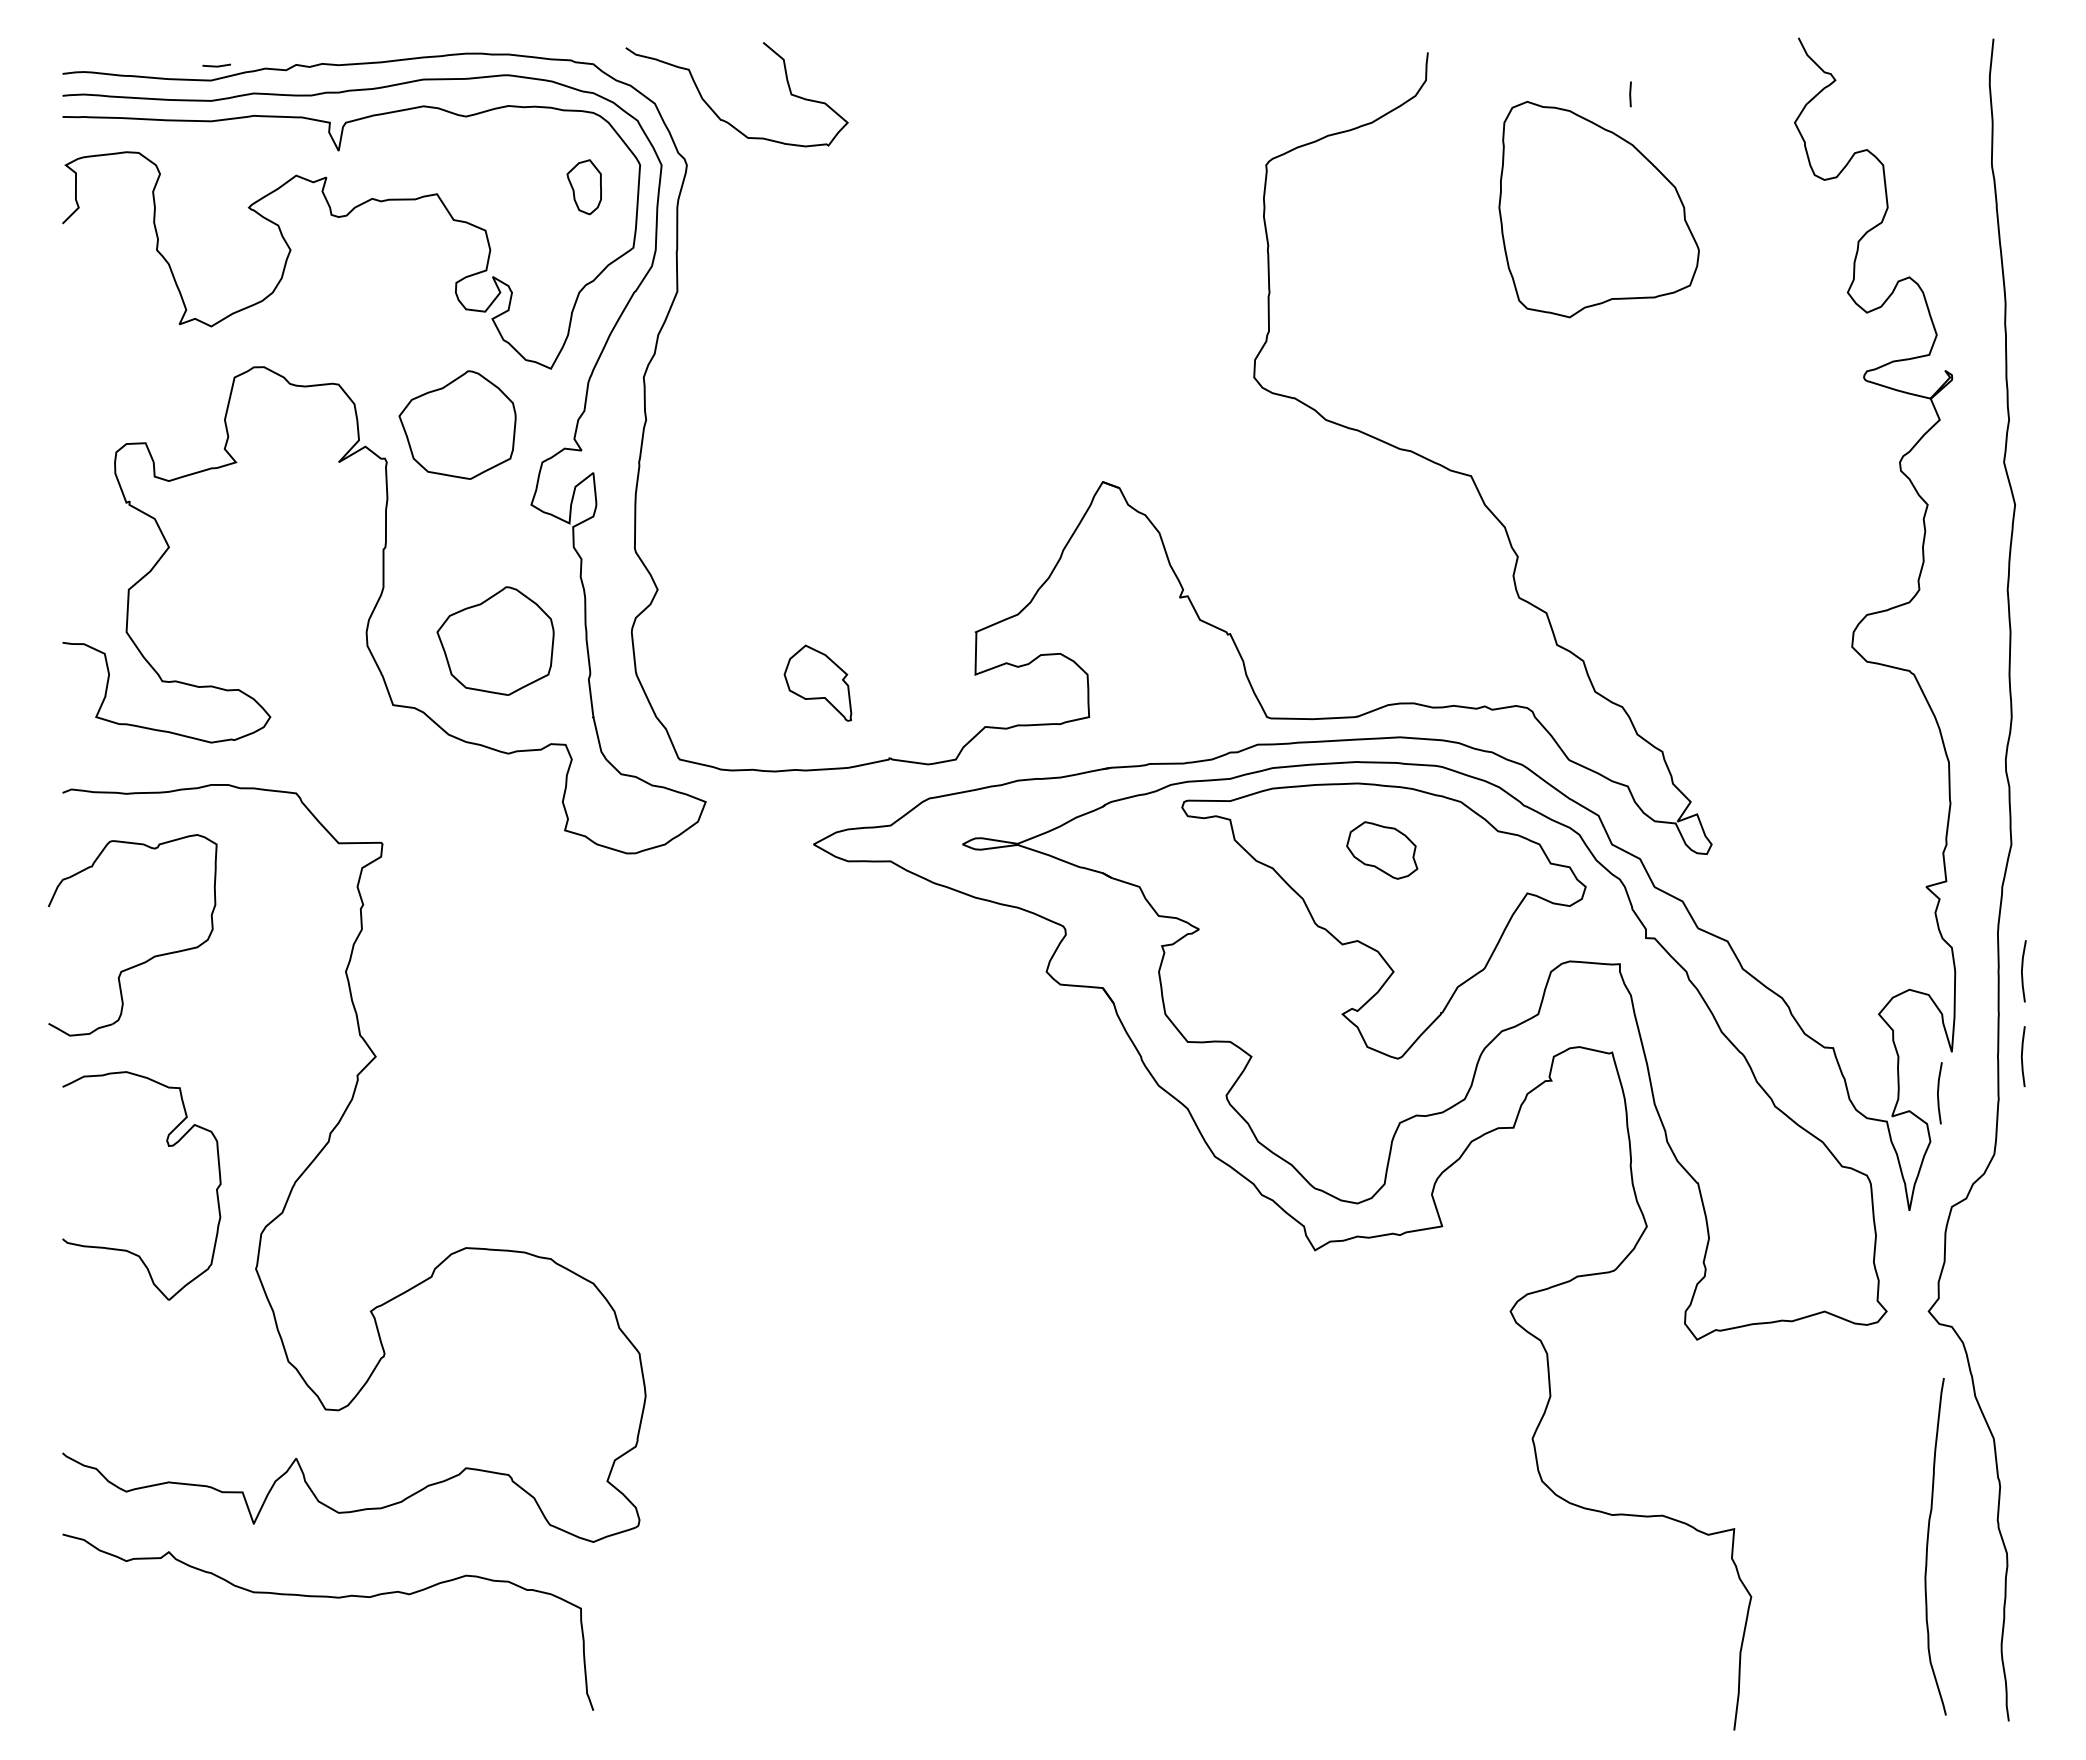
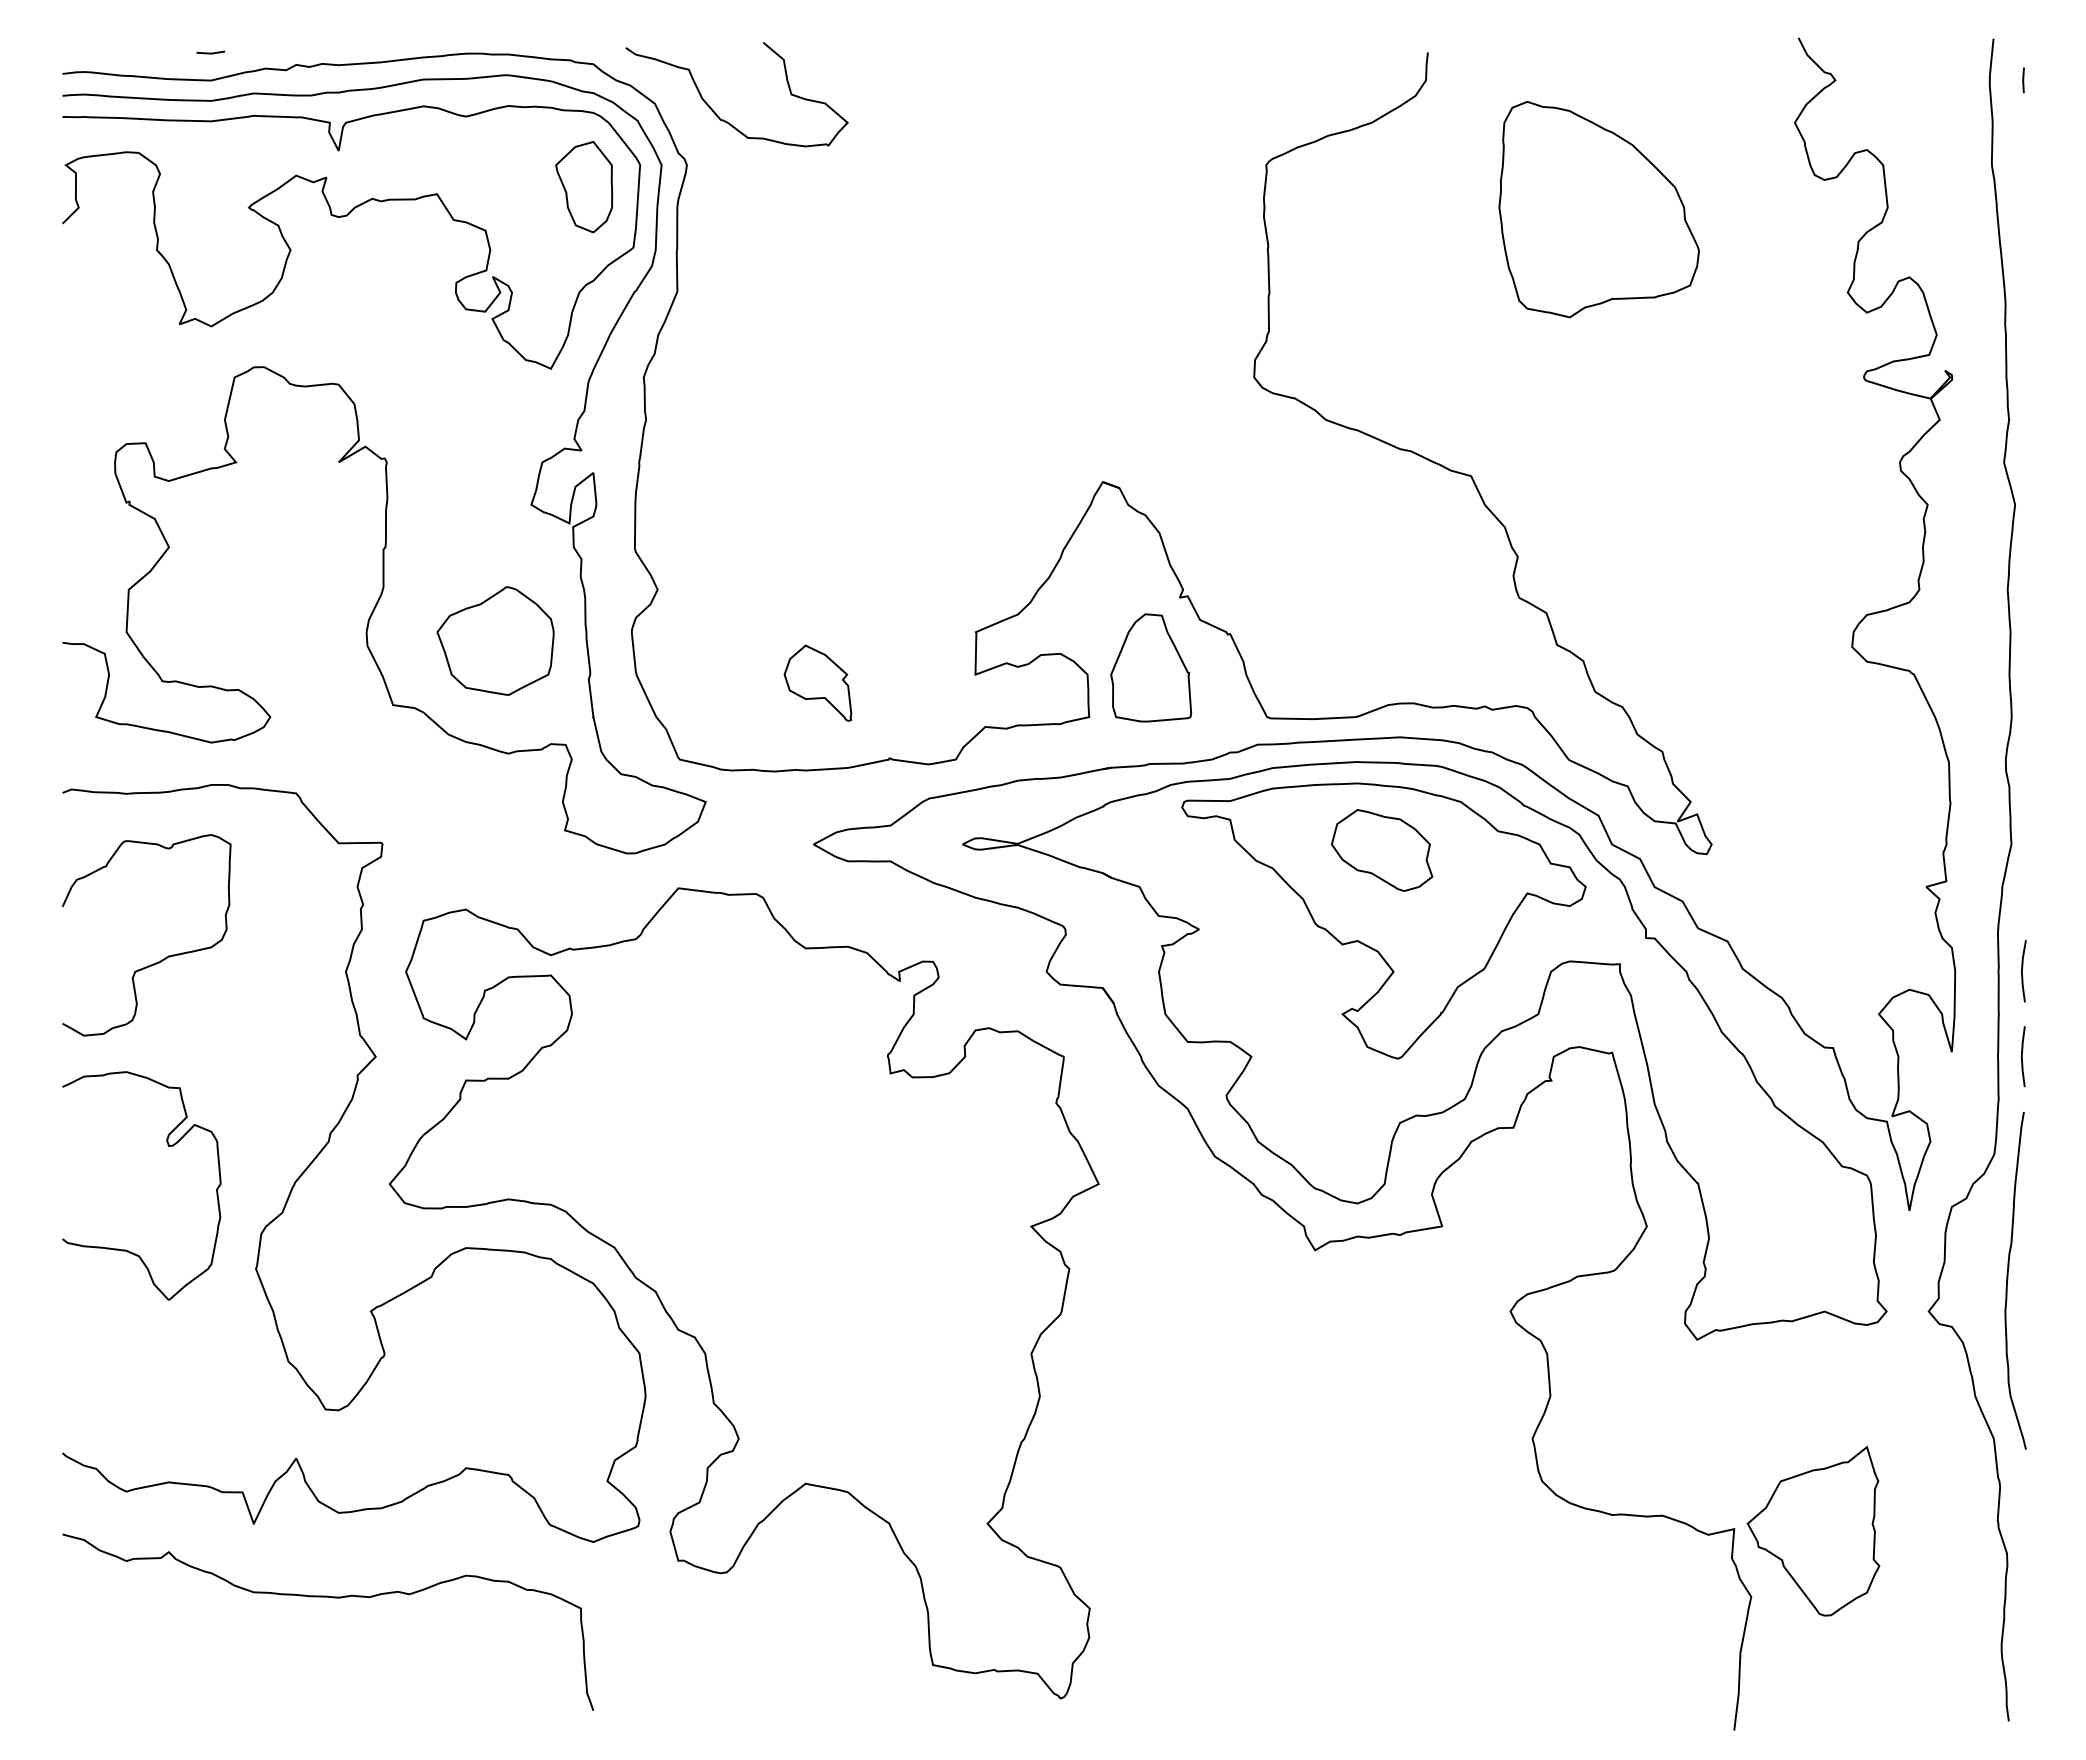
line position: (216, 65) -> (210, 52) (210, 52)
line position: (1630, 94) -> (2023, 80) (2023, 80)
part size: 36x57 px -> 59x93 px (584, 187)
part: present -> none (457, 424)
part: none -> present (1151, 667)
part size: 73x59 px -> 103x83 px (1382, 850)
part position: (147, 959) -> (161, 959) (161, 959)
line: present -> none (1938, 1093)
part: none -> present (743, 1293)
part: none -> present (1813, 1530)
curve position: (1928, 1545) -> (2008, 1279) (2008, 1279)
